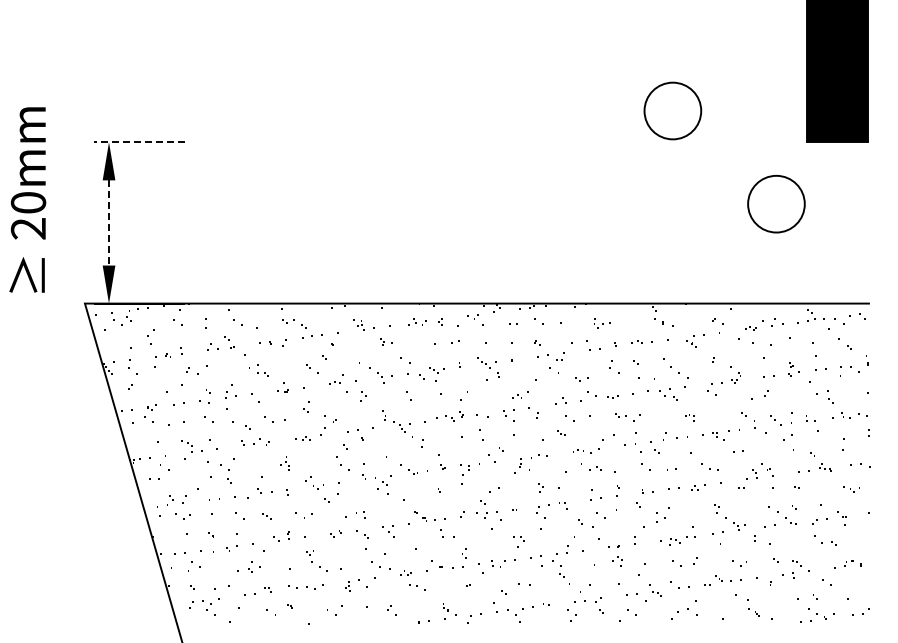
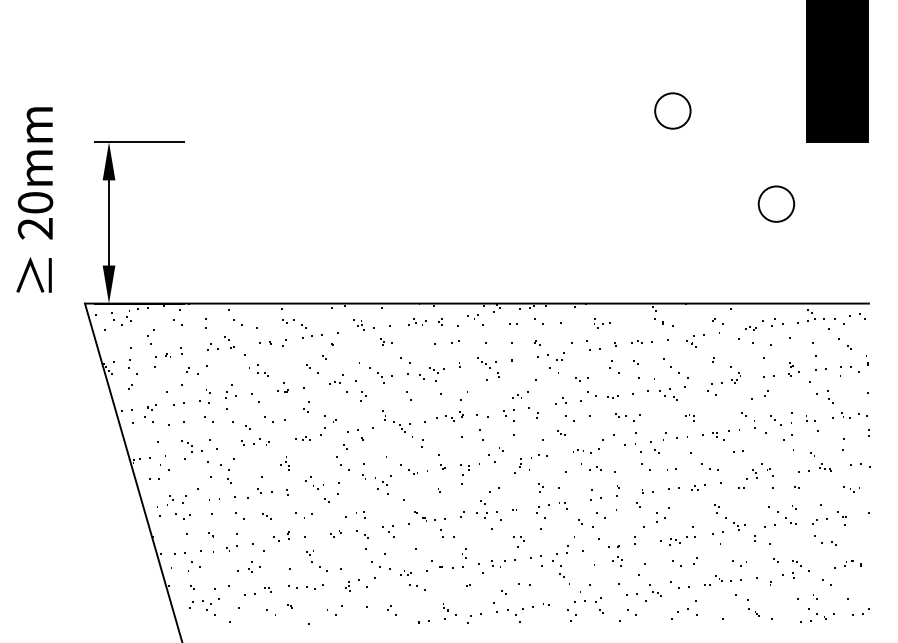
circle diameter: 57 px -> 35 px (672, 110)
line: dashed -> solid (139, 142)
text position: (27, 199) -> (34, 199) (34, 199)
circle diameter: 57 px -> 35 px (776, 203)
line: dashed -> solid (109, 222)
